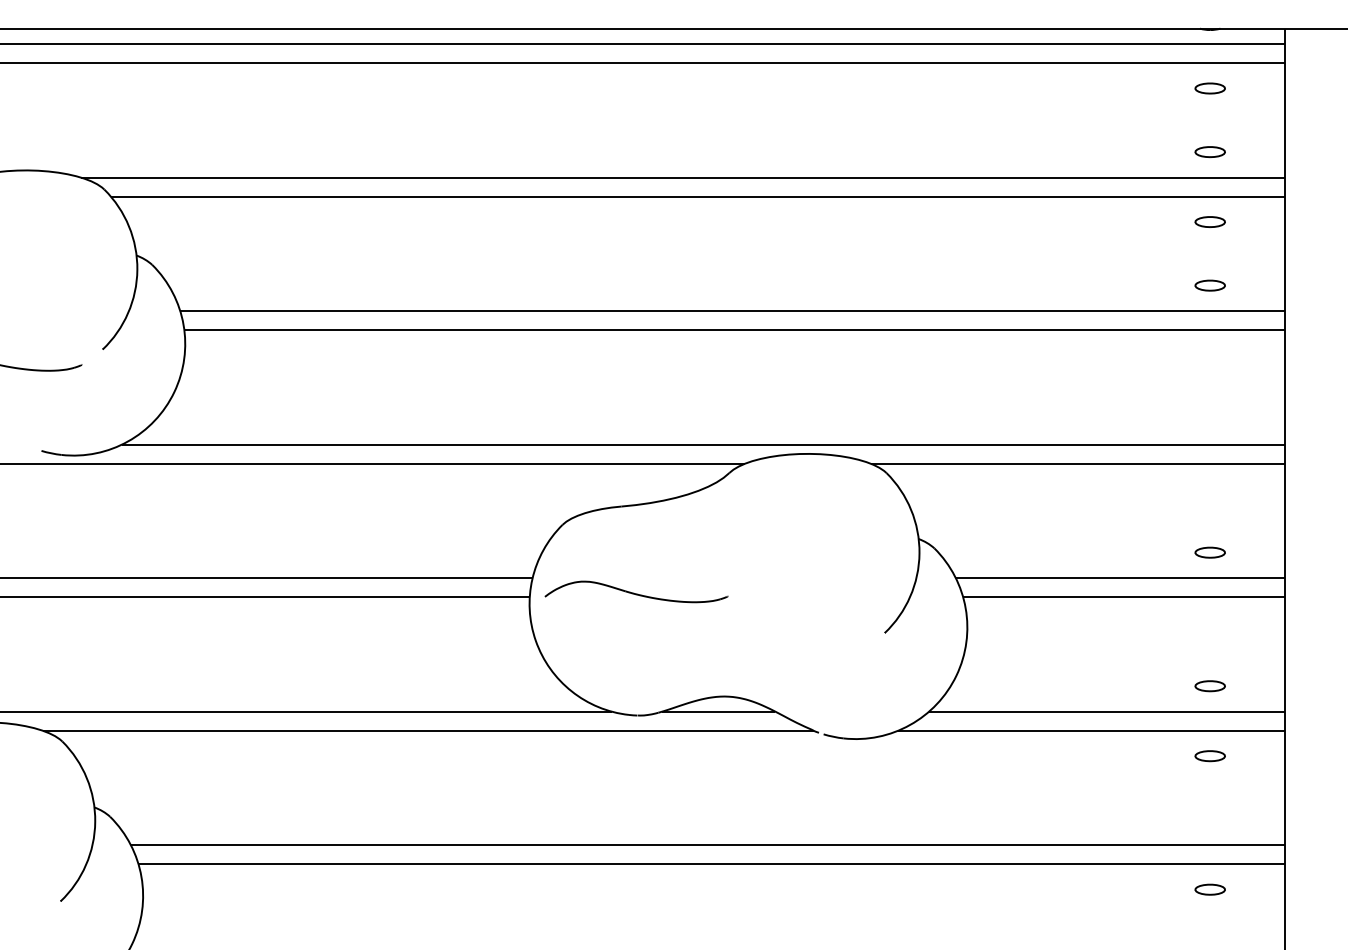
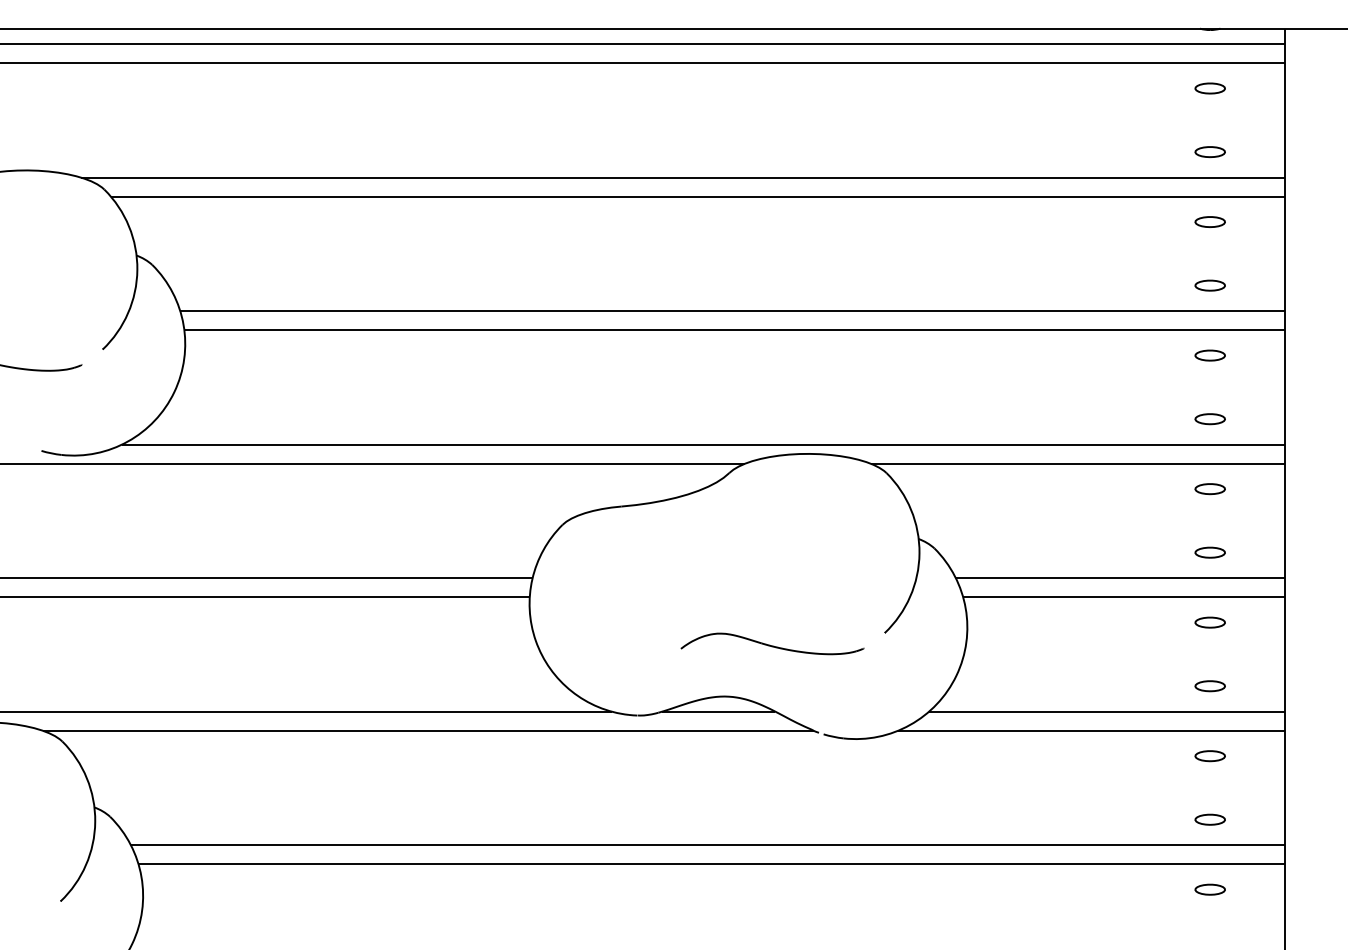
part: none -> present (1209, 355)
part: none -> present (1209, 419)
part: none -> present (1209, 489)
part position: (636, 591) -> (772, 643) (772, 643)
part: none -> present (1209, 622)
part: none -> present (1209, 819)
